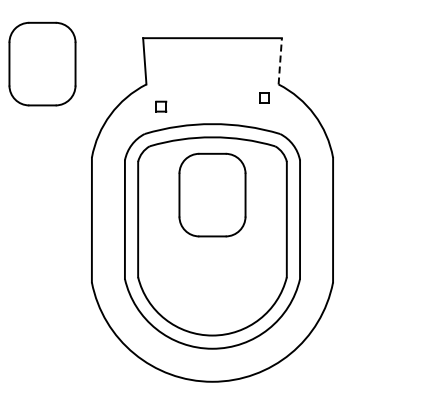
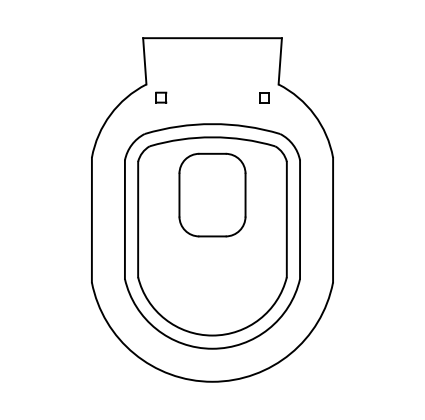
line: dashed -> solid (280, 60)
part: present -> none (42, 63)
part position: (161, 106) -> (161, 97) (161, 97)
